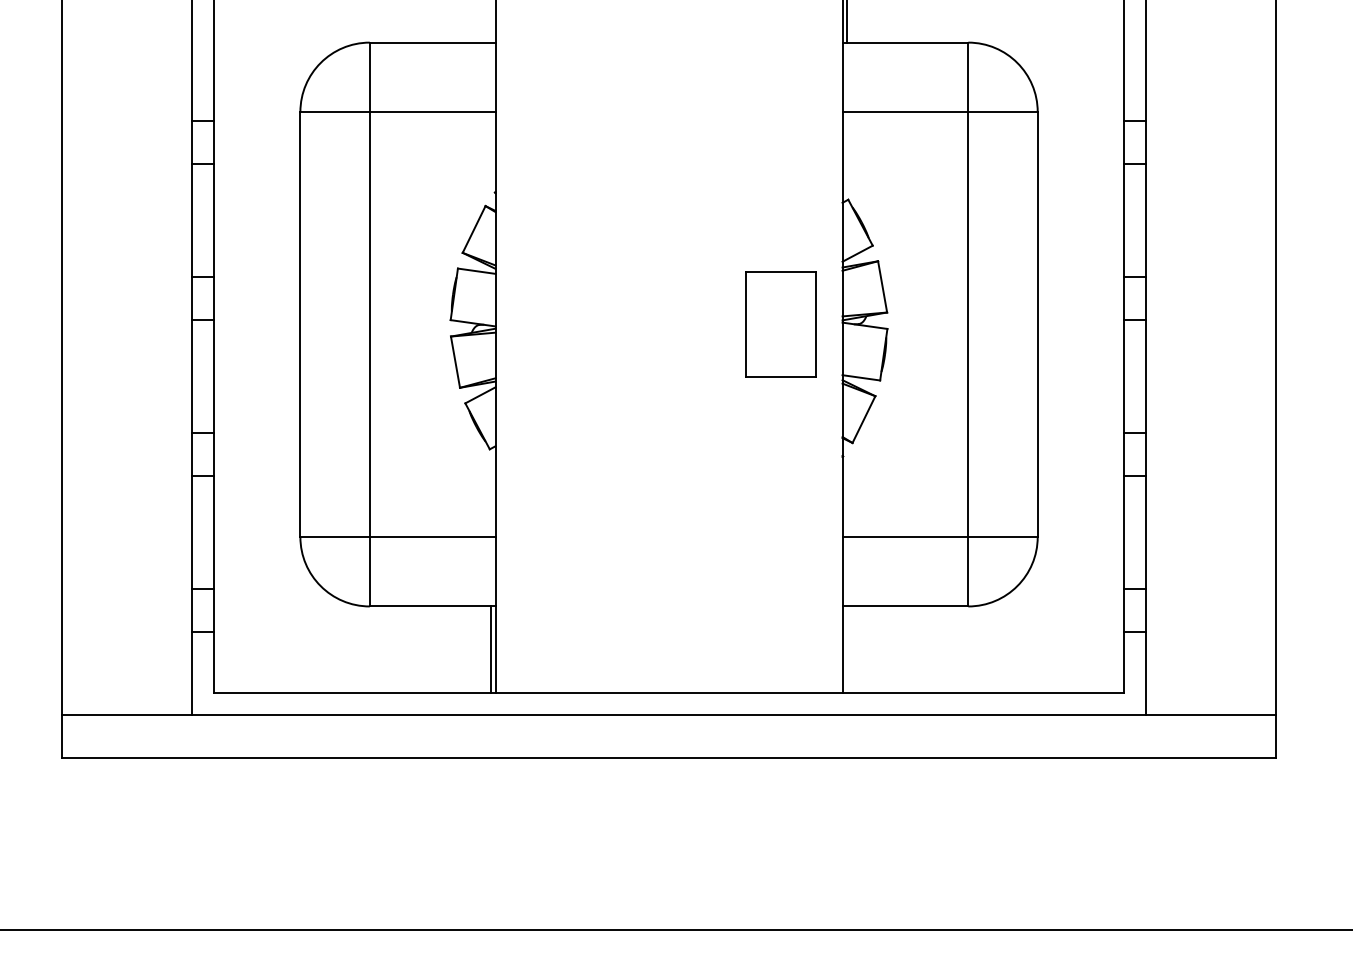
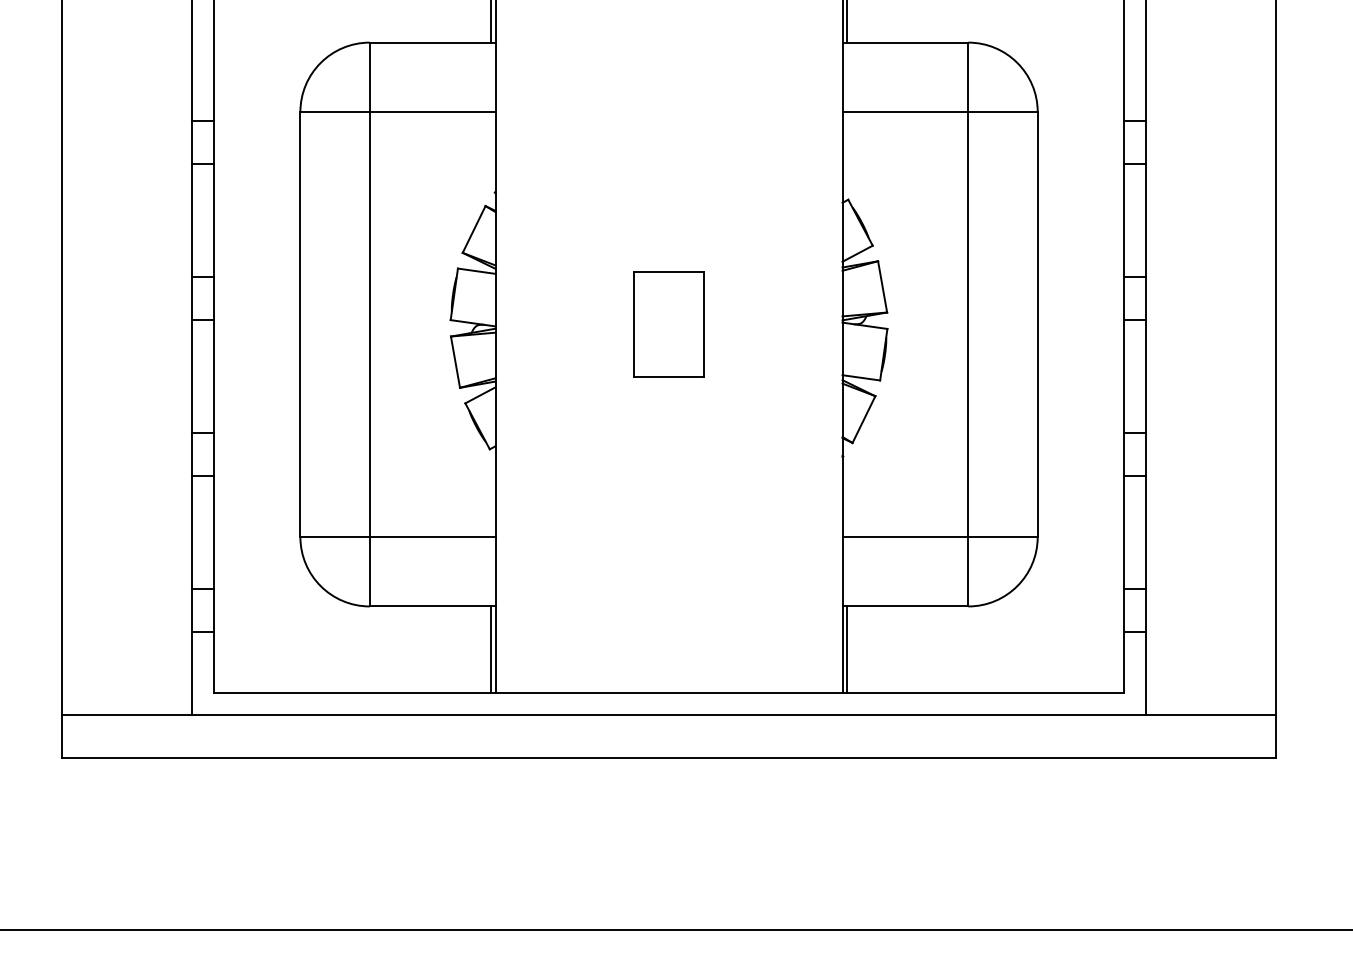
line: none -> present (491, 22)
part position: (780, 324) -> (668, 324) (668, 324)
line: none -> present (846, 649)
